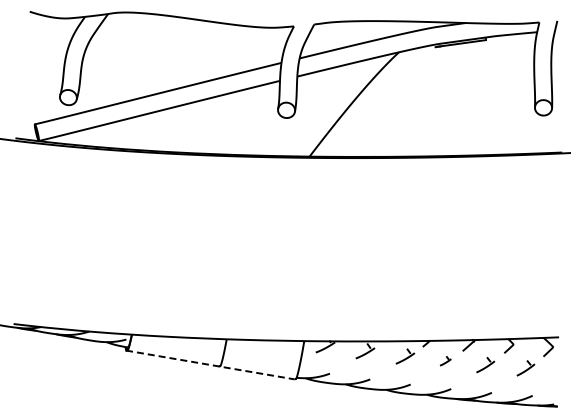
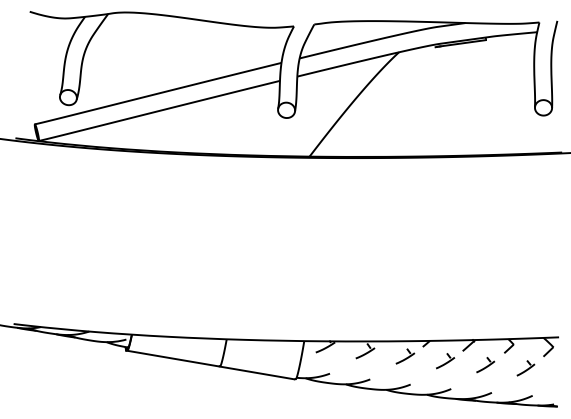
part size: 12x11 px -> 20x17 px (445, 361)
line: dashed -> solid (210, 365)
